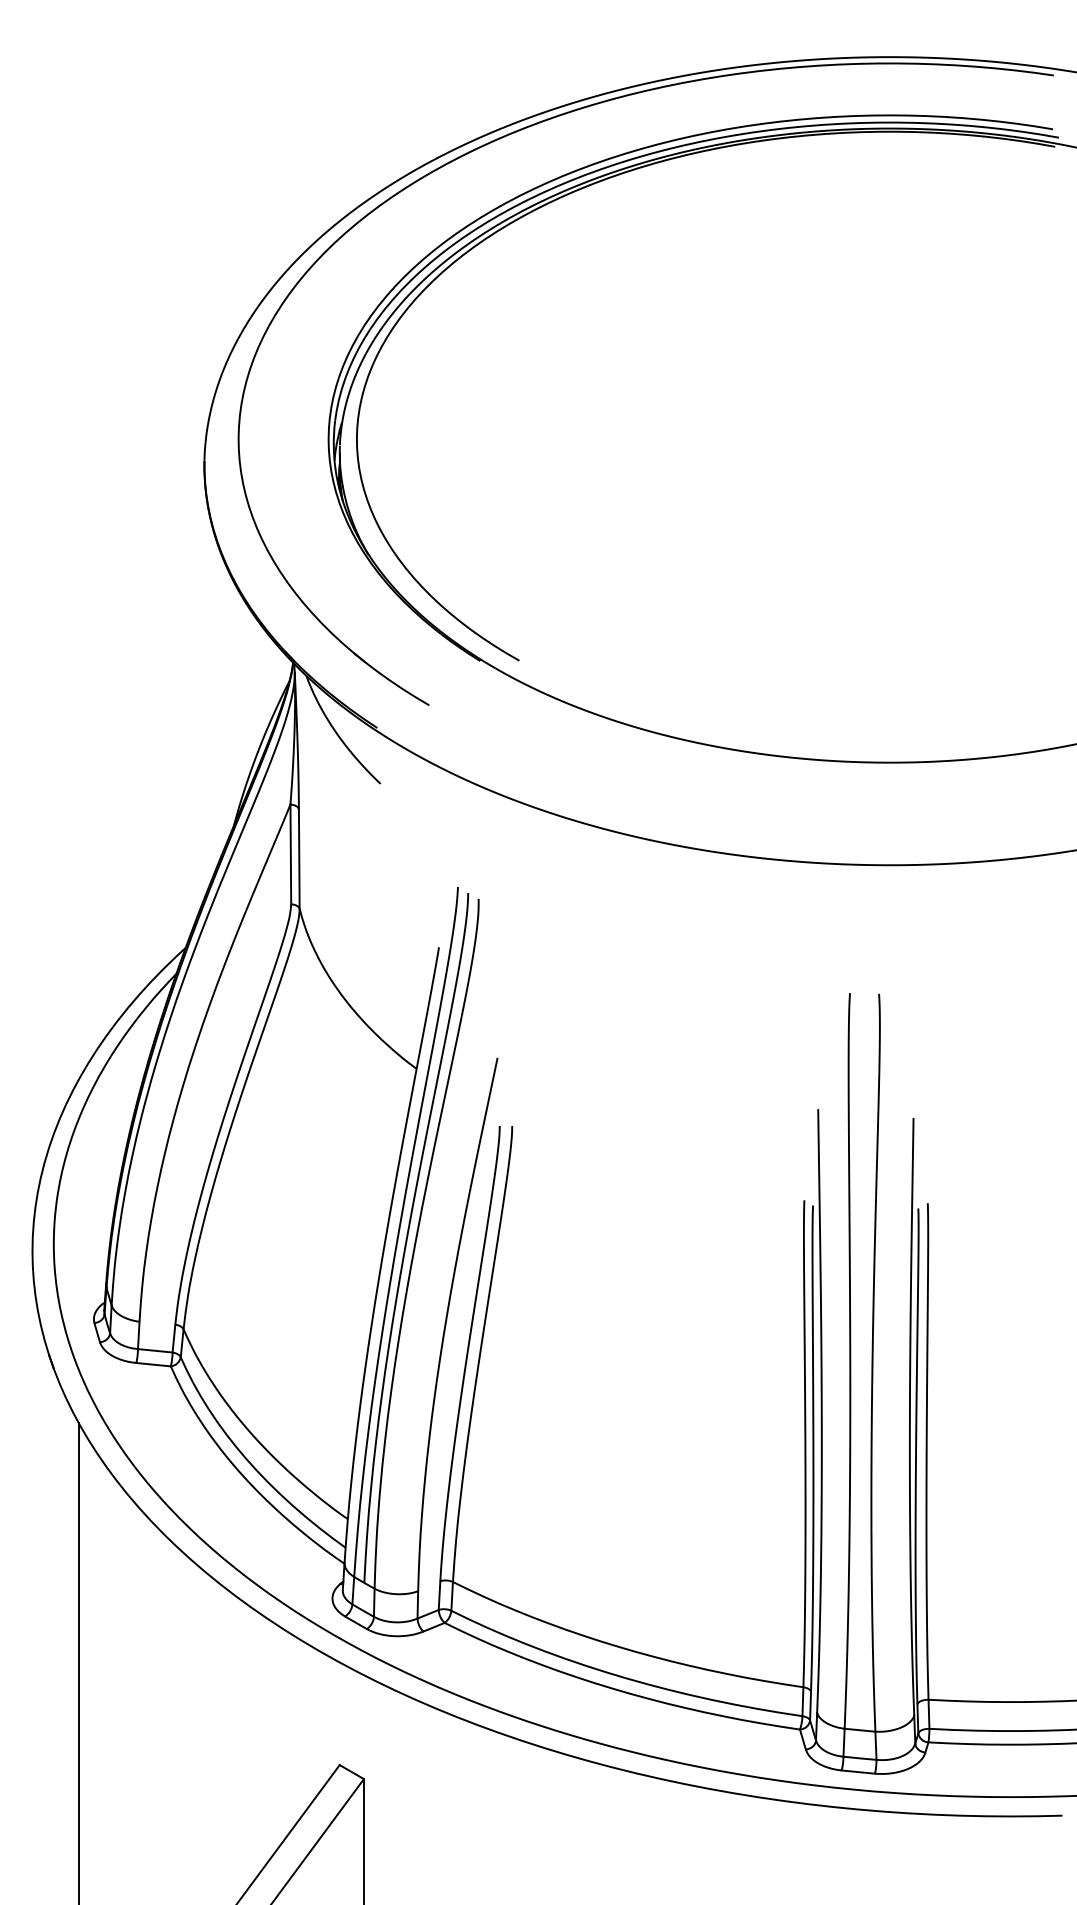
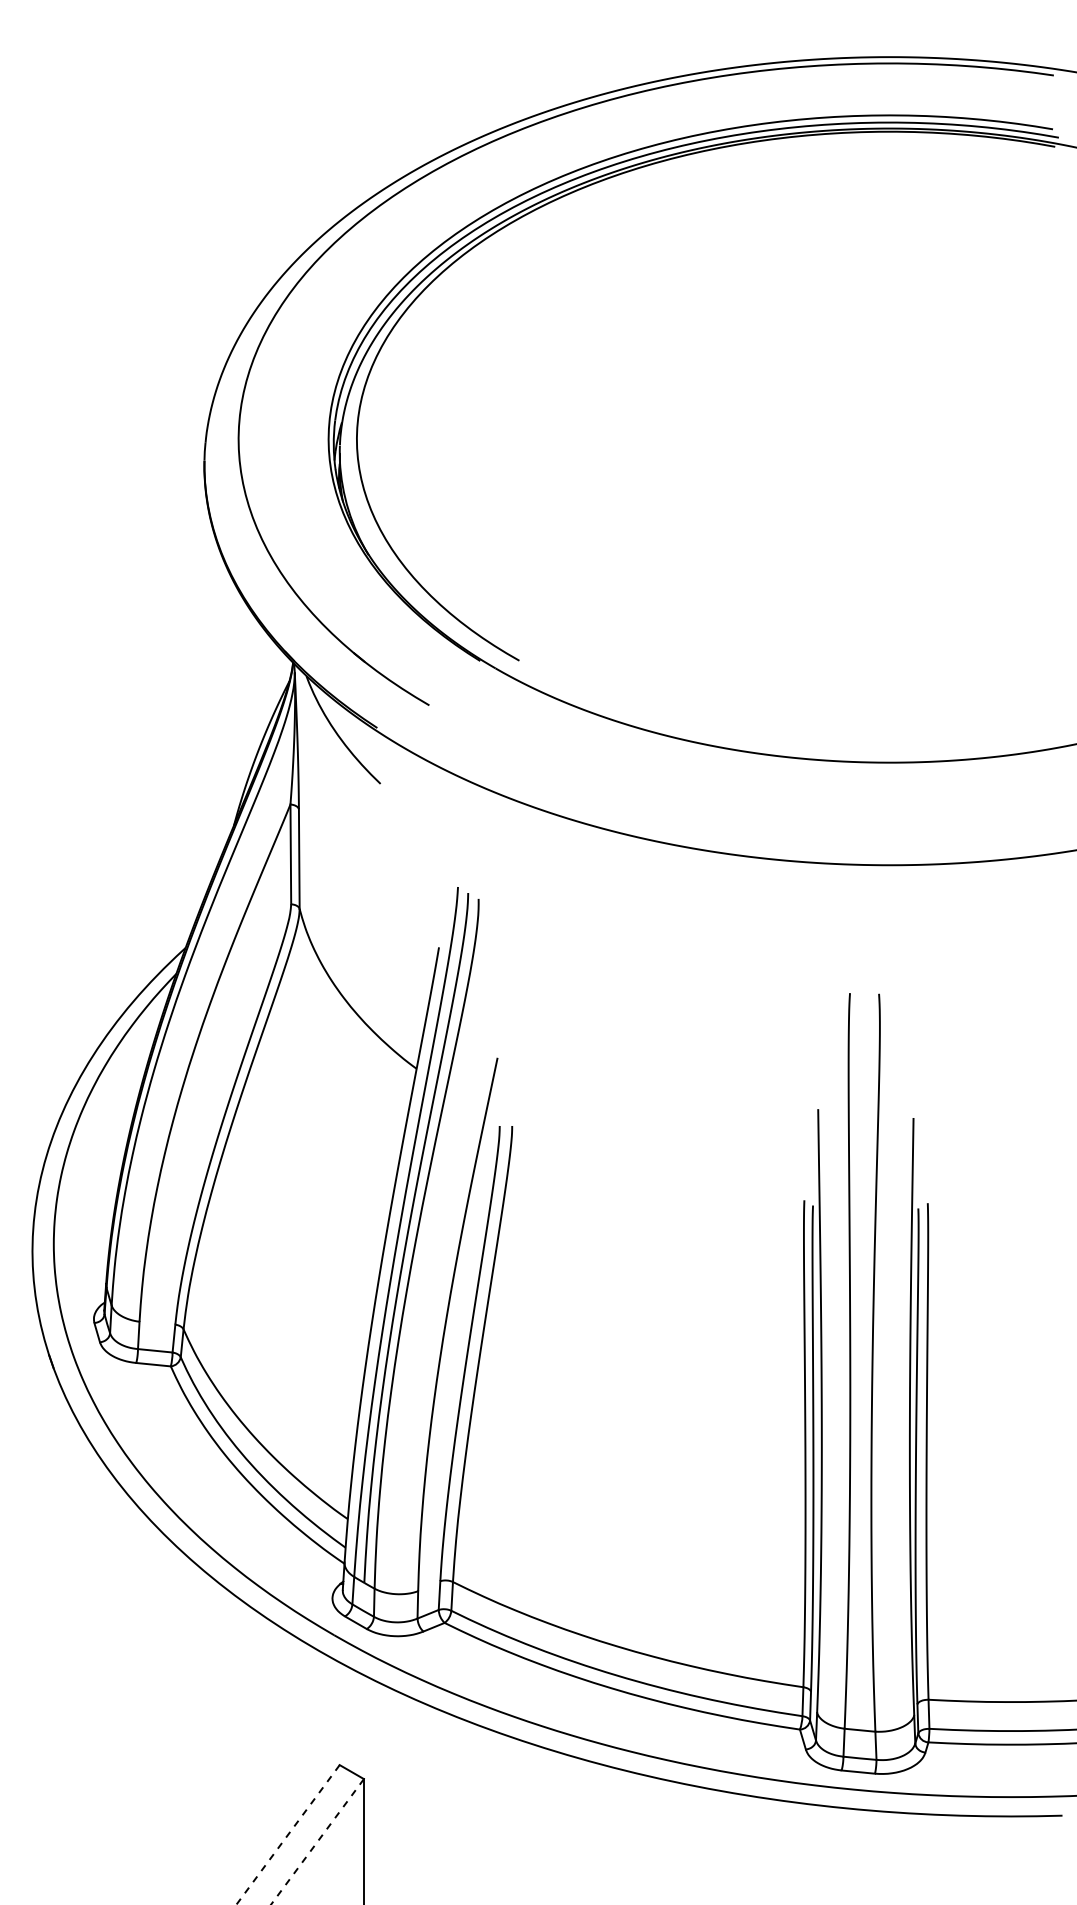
line: present -> none (78, 1661)
line: solid -> dashed (287, 1835)
line: solid -> dashed (317, 1841)
